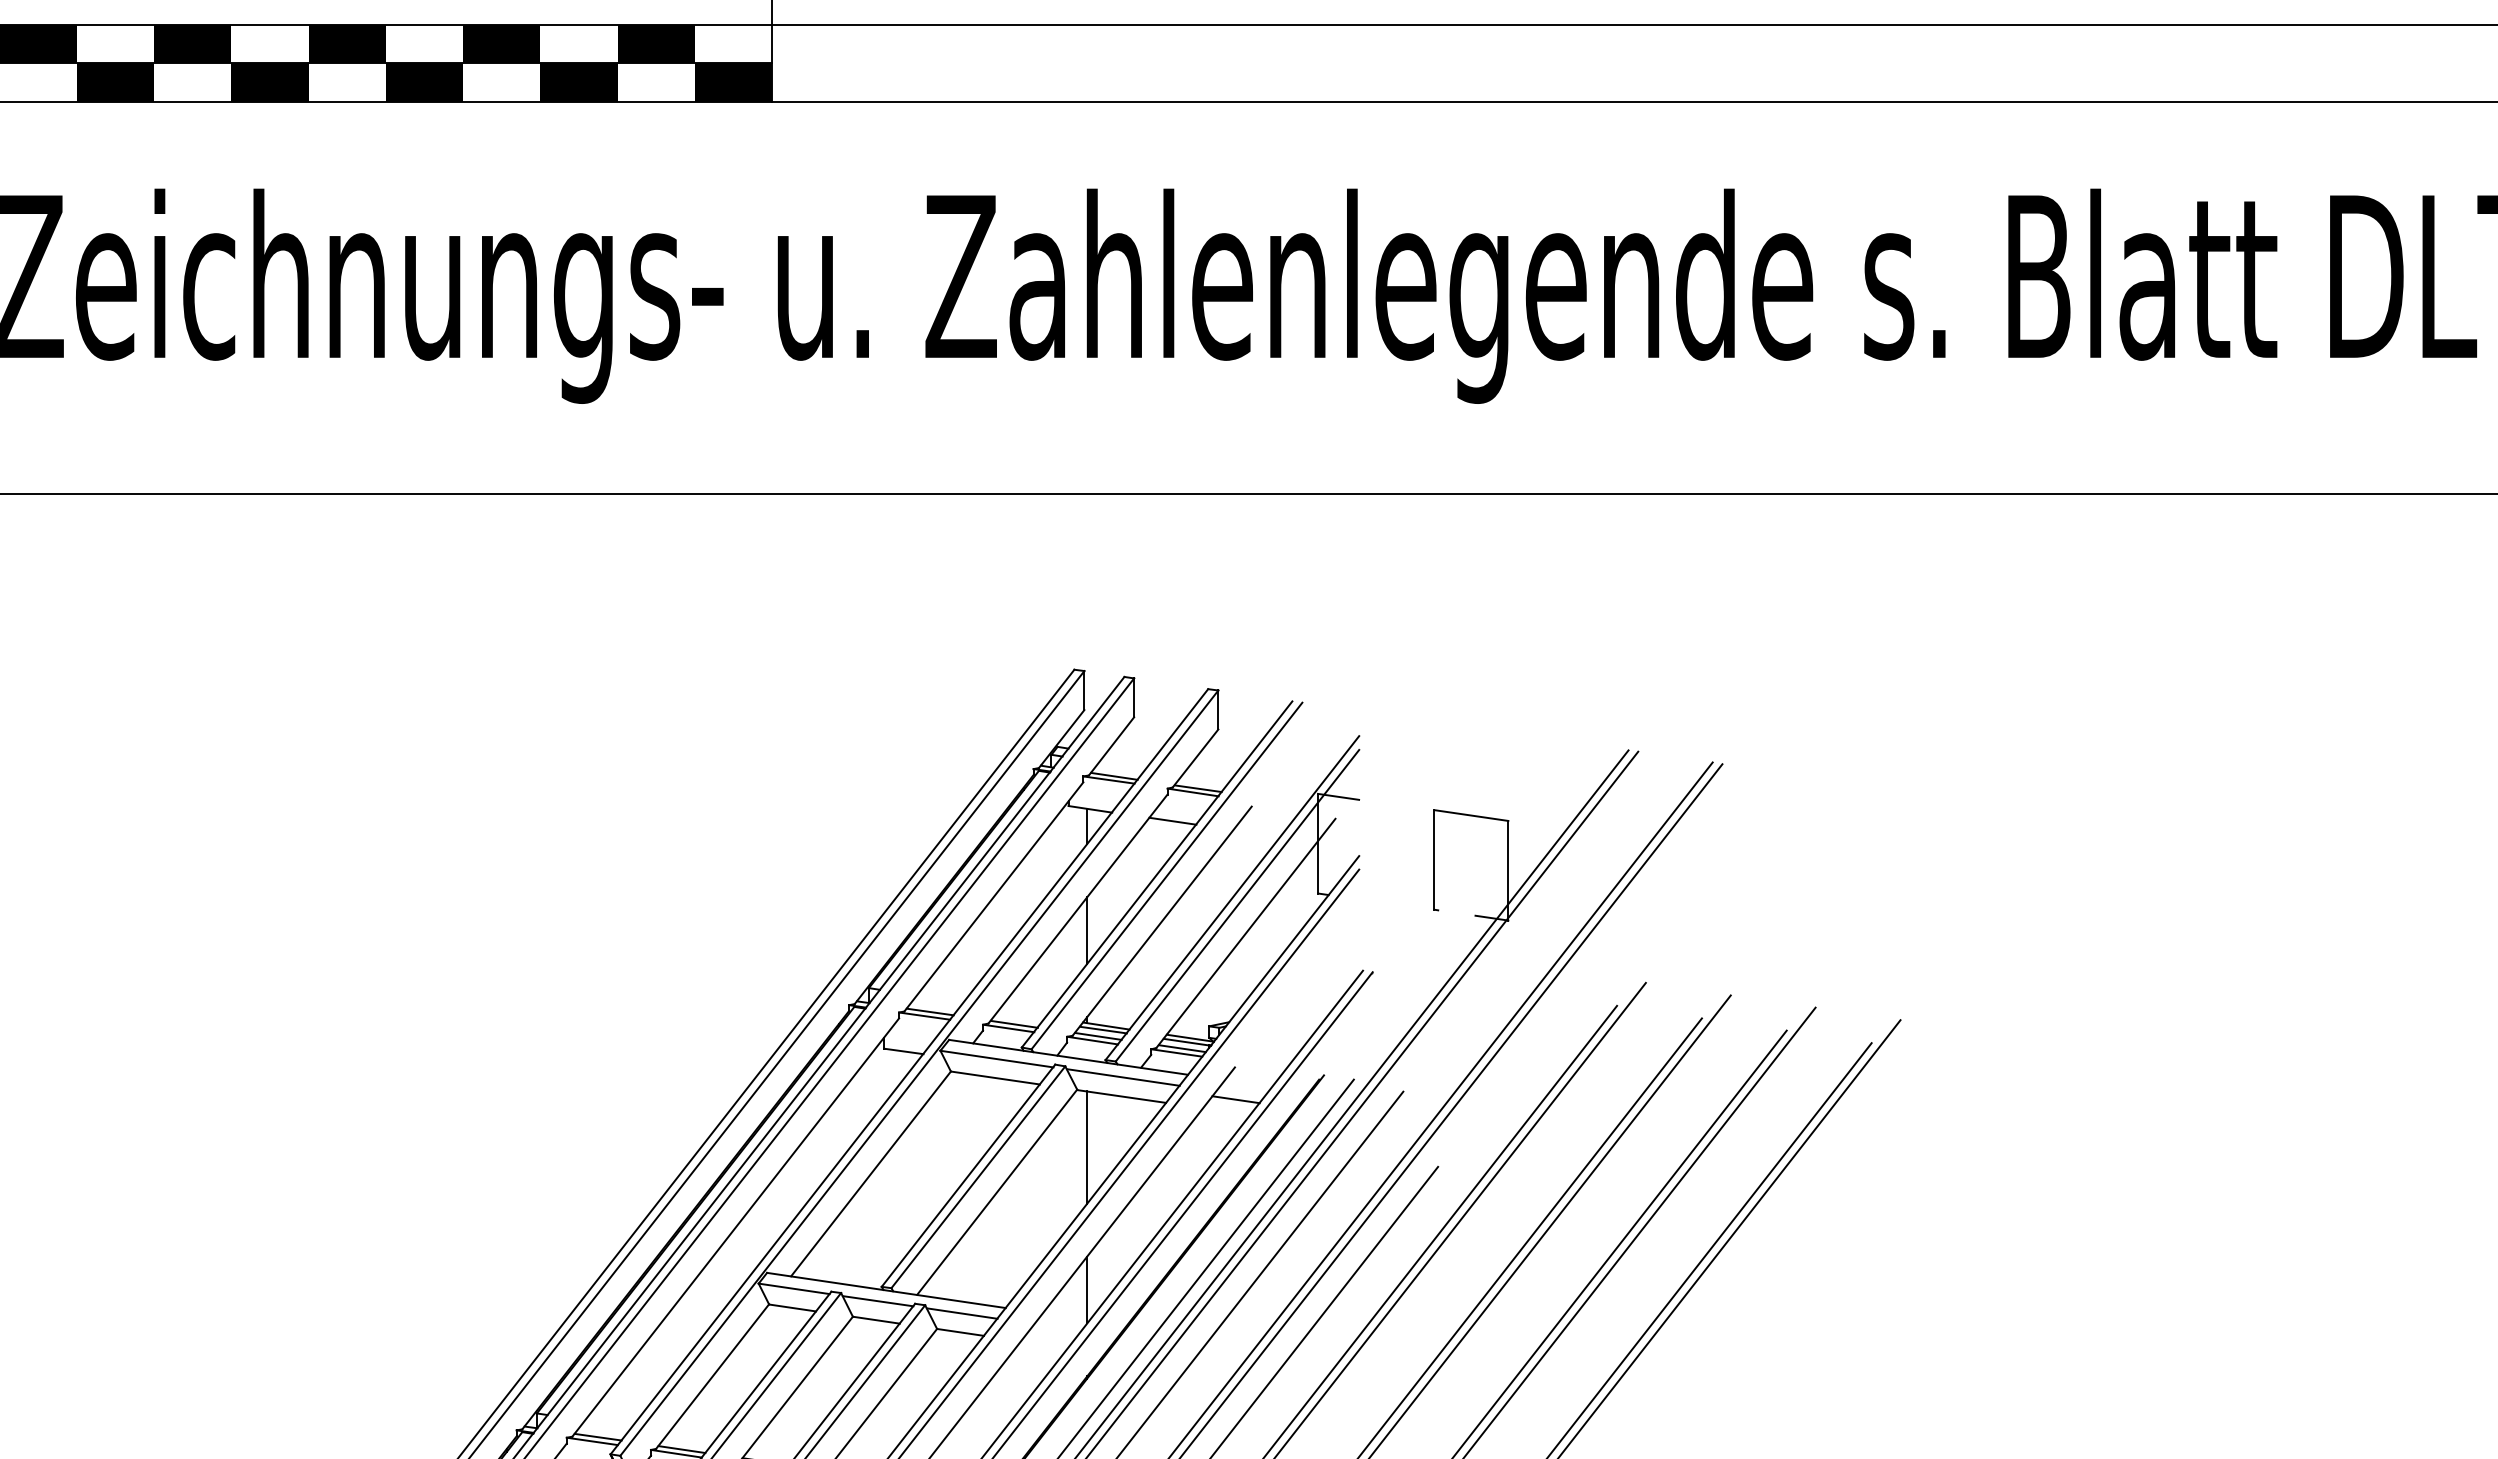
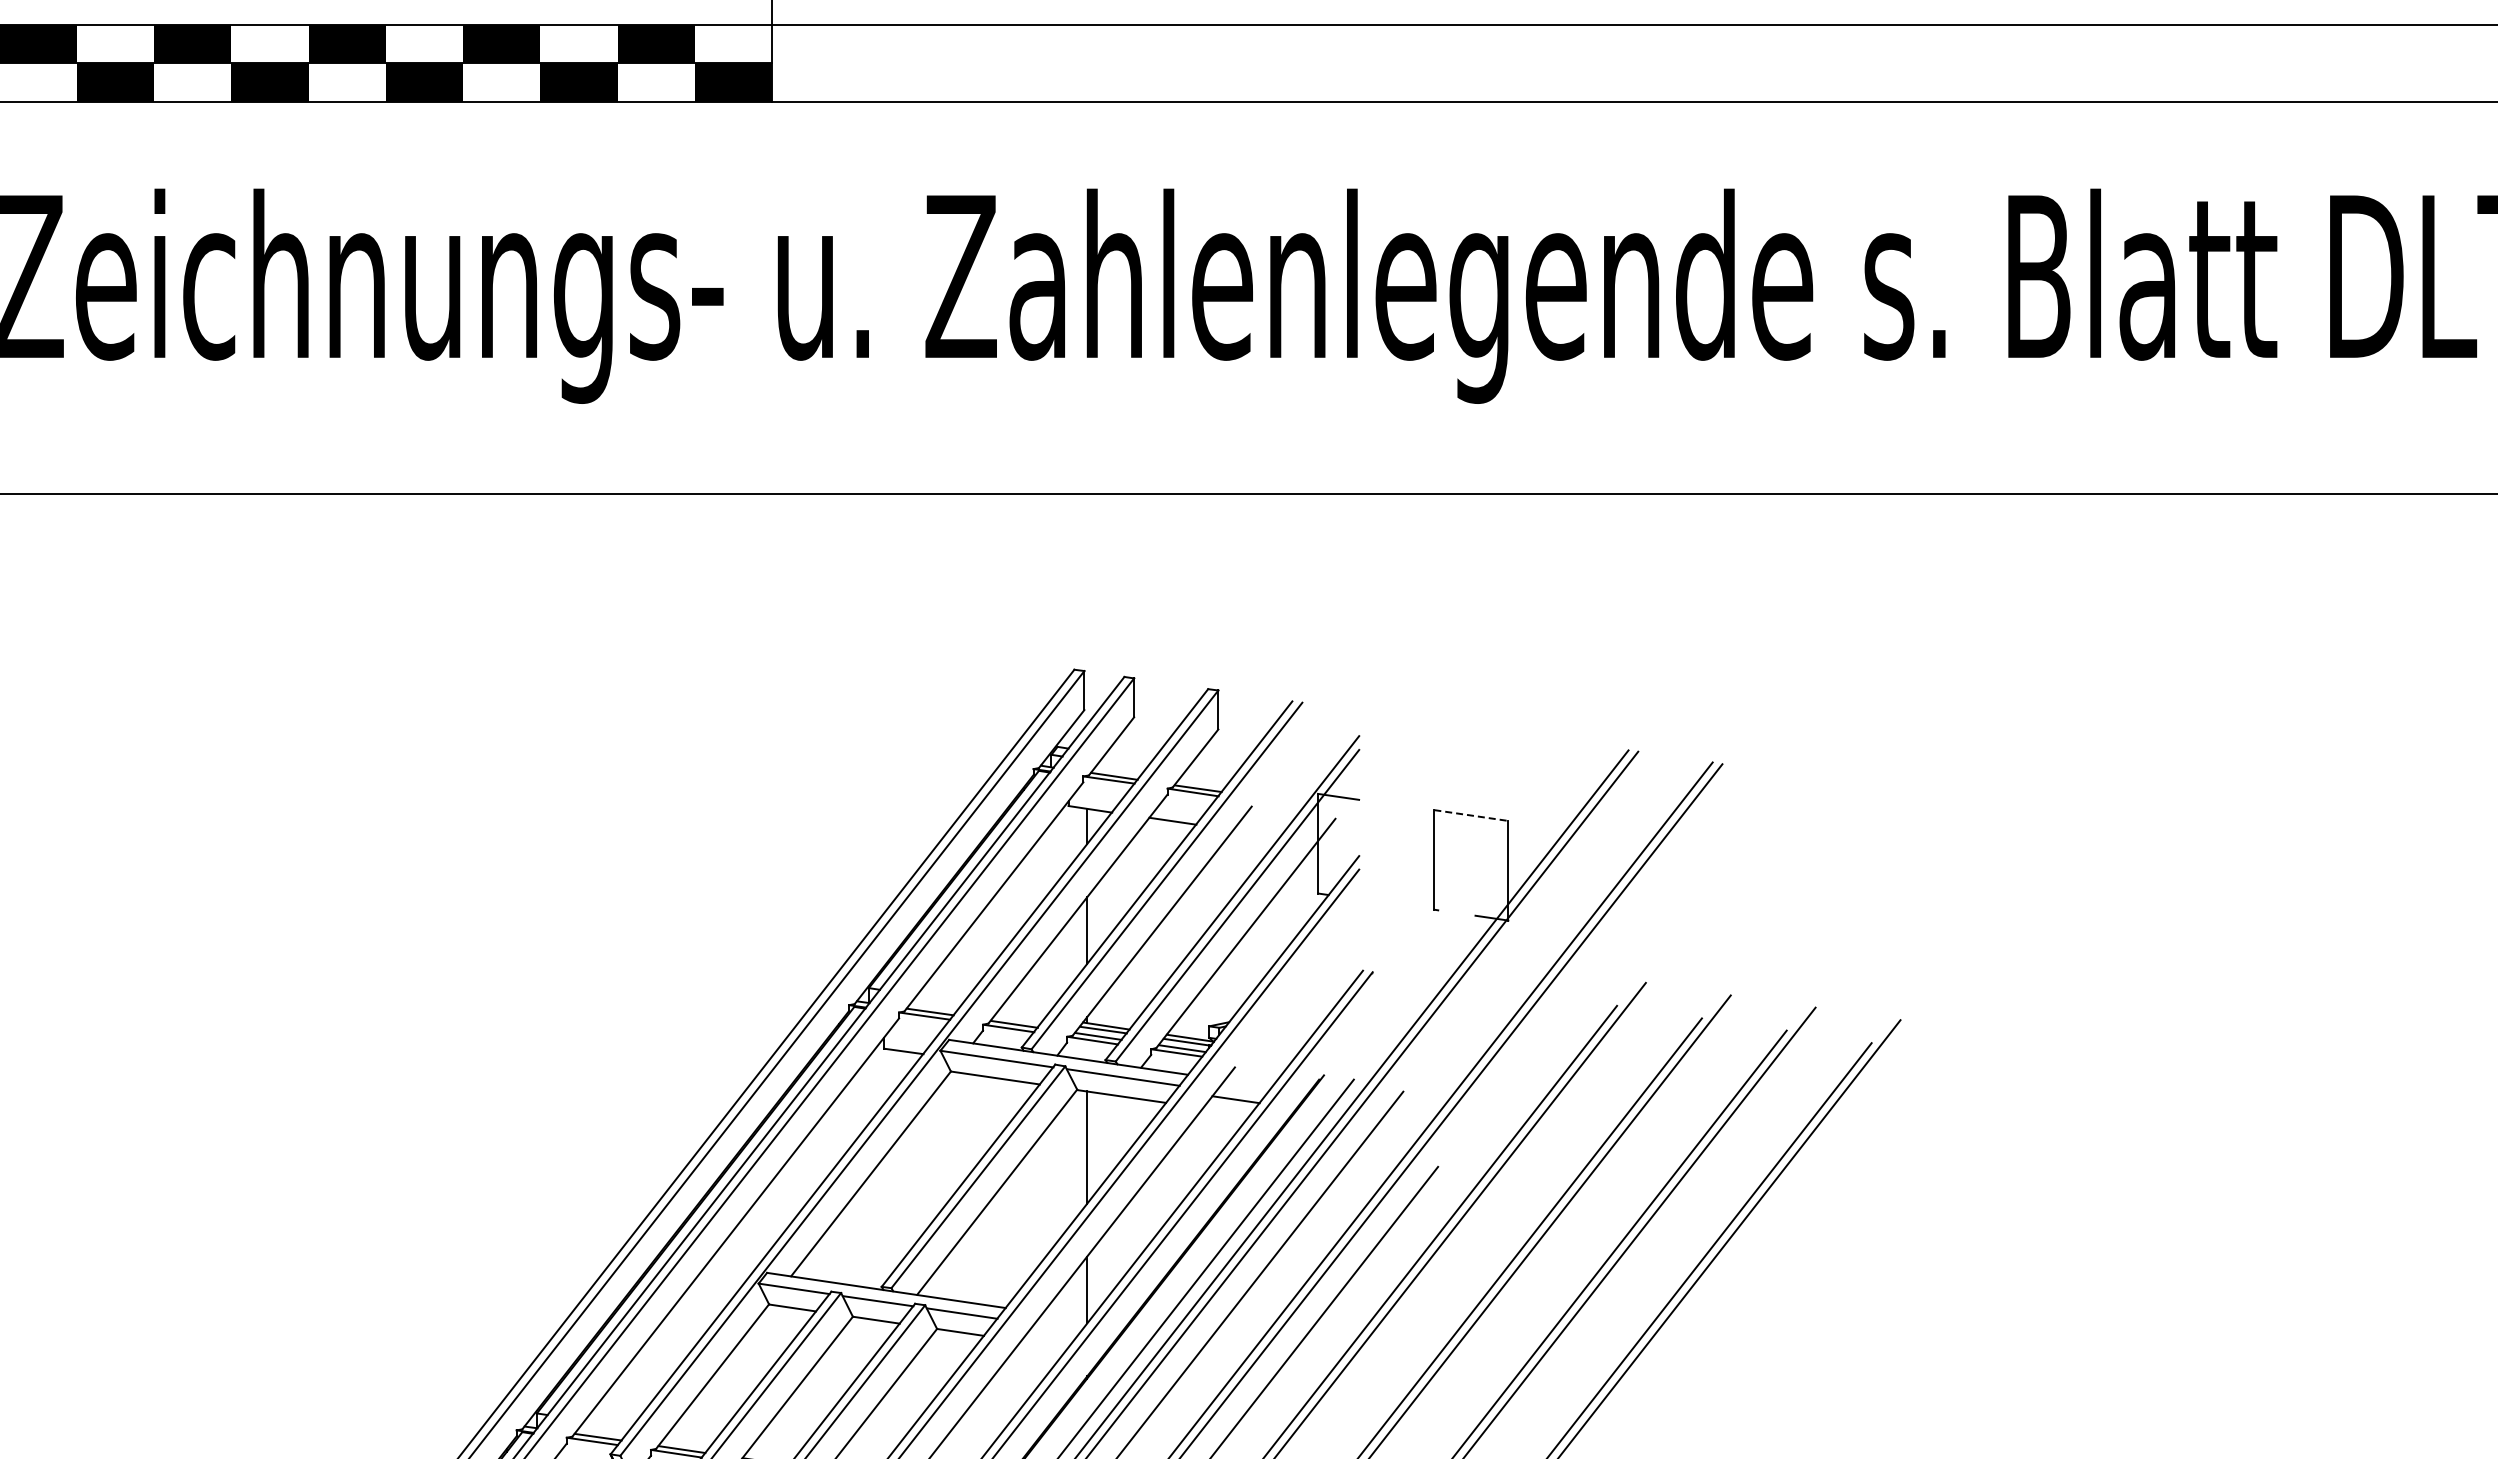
line: solid -> dashed (1471, 815)
